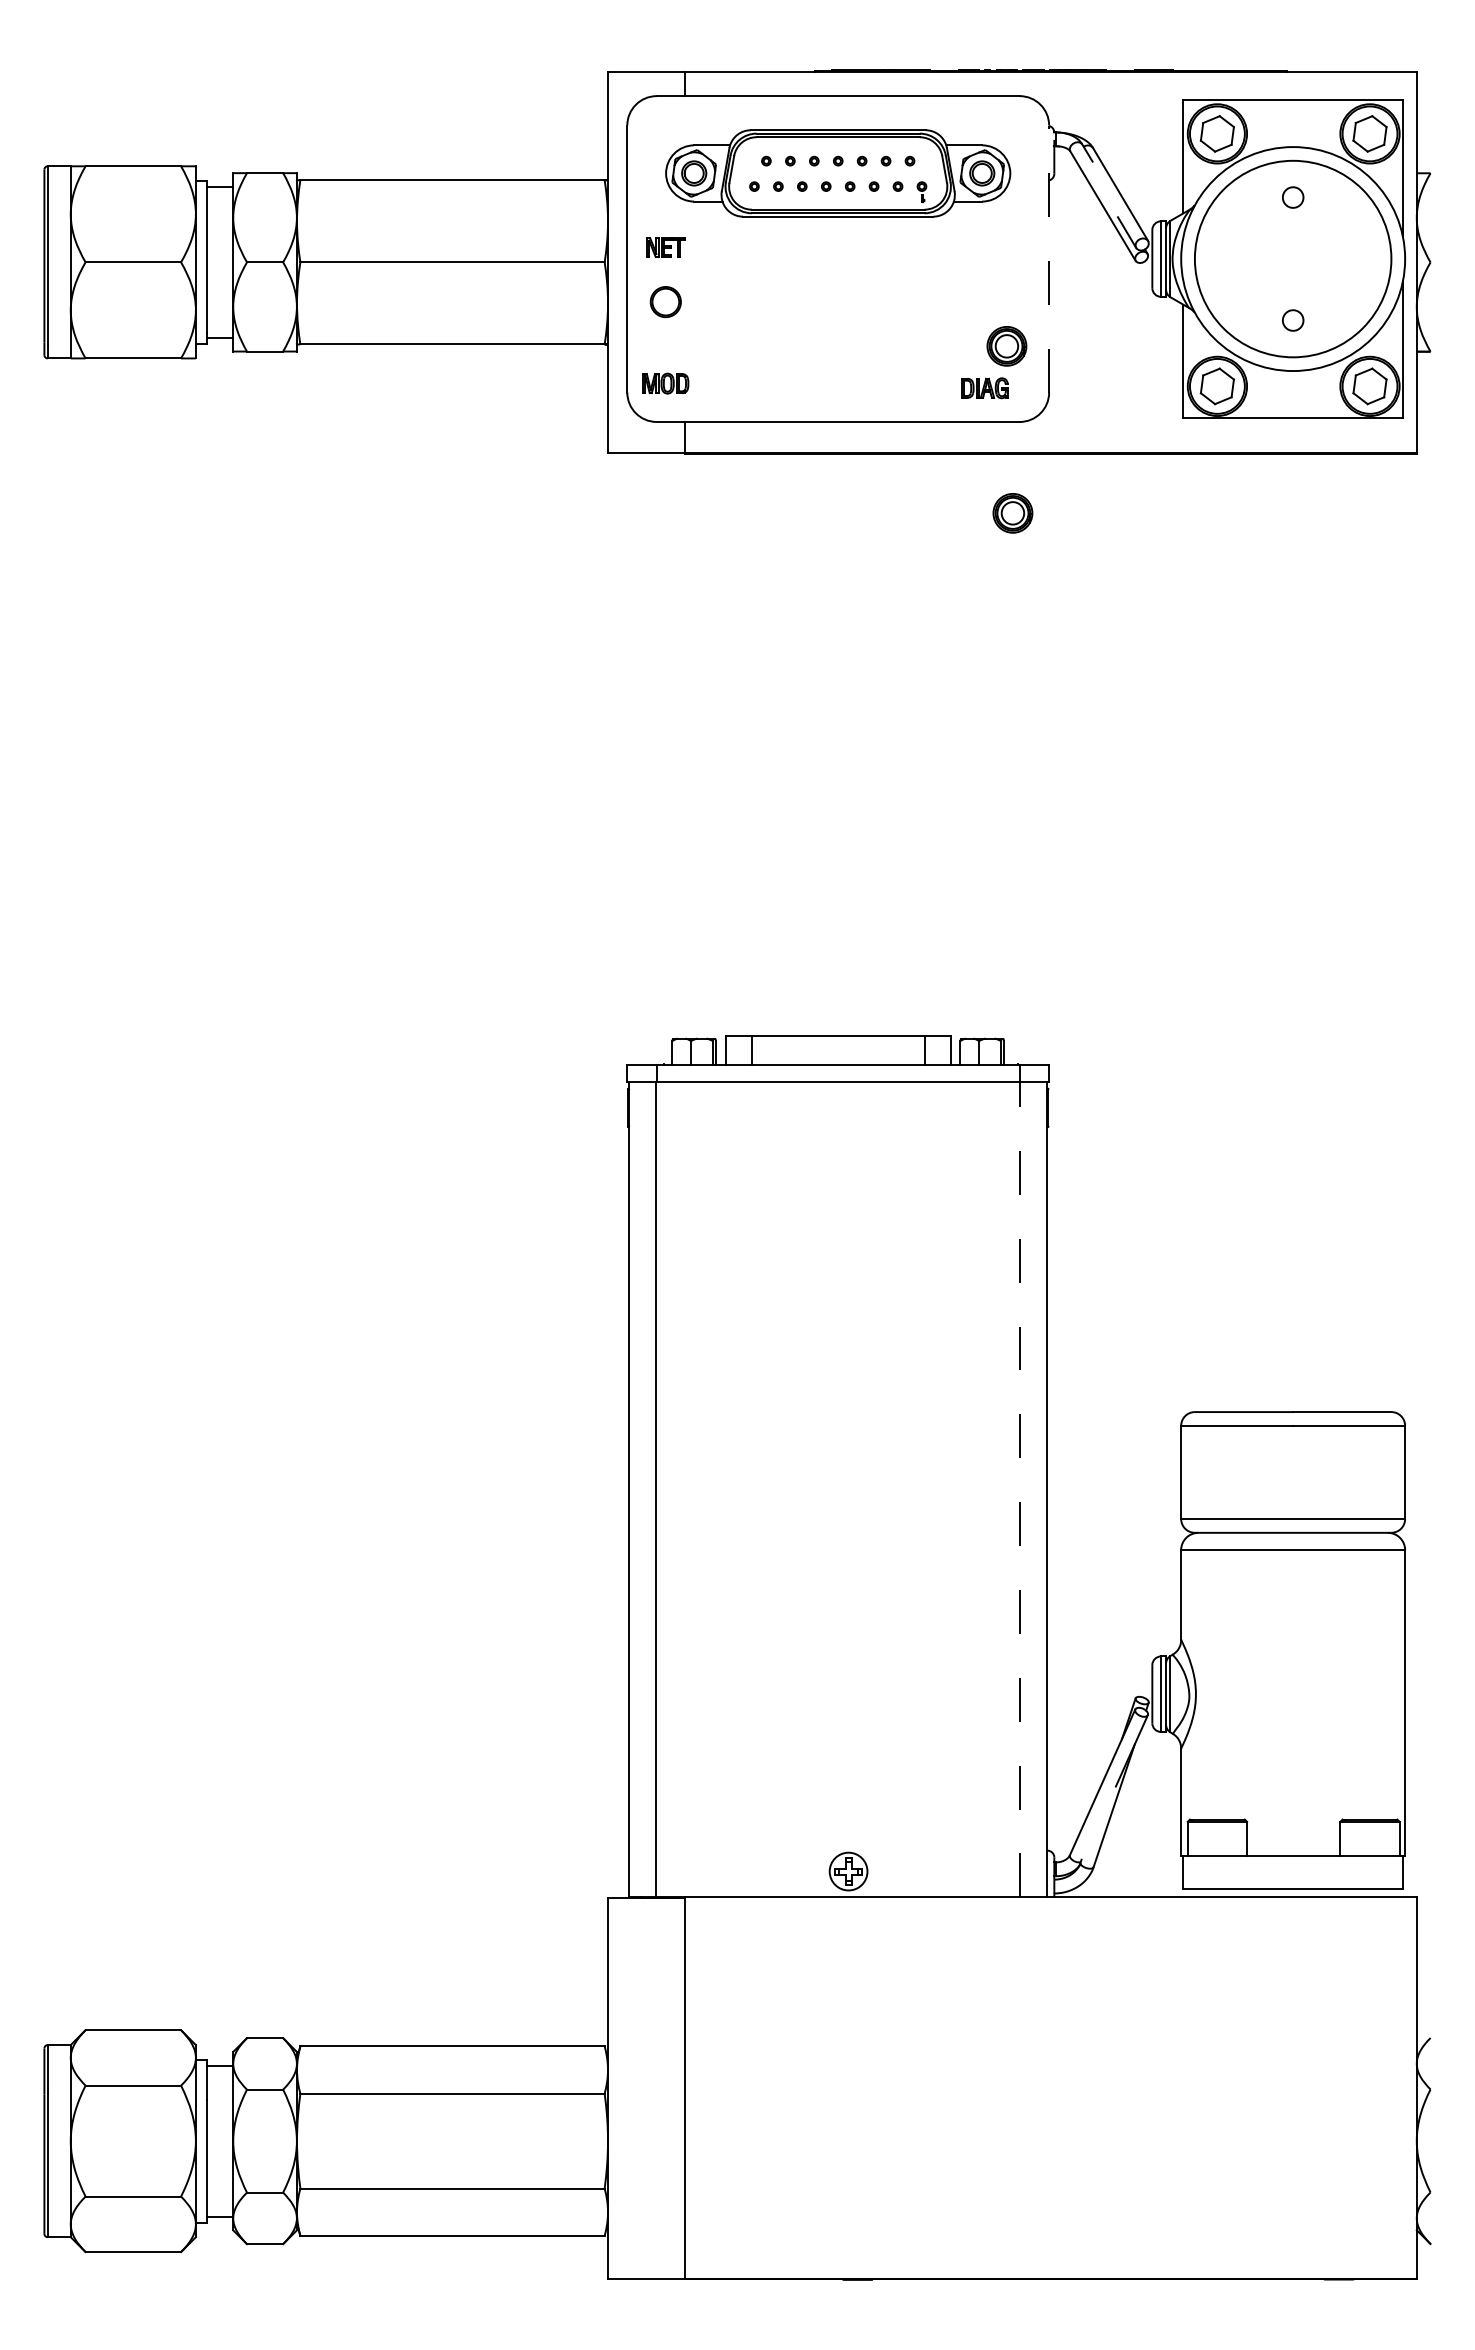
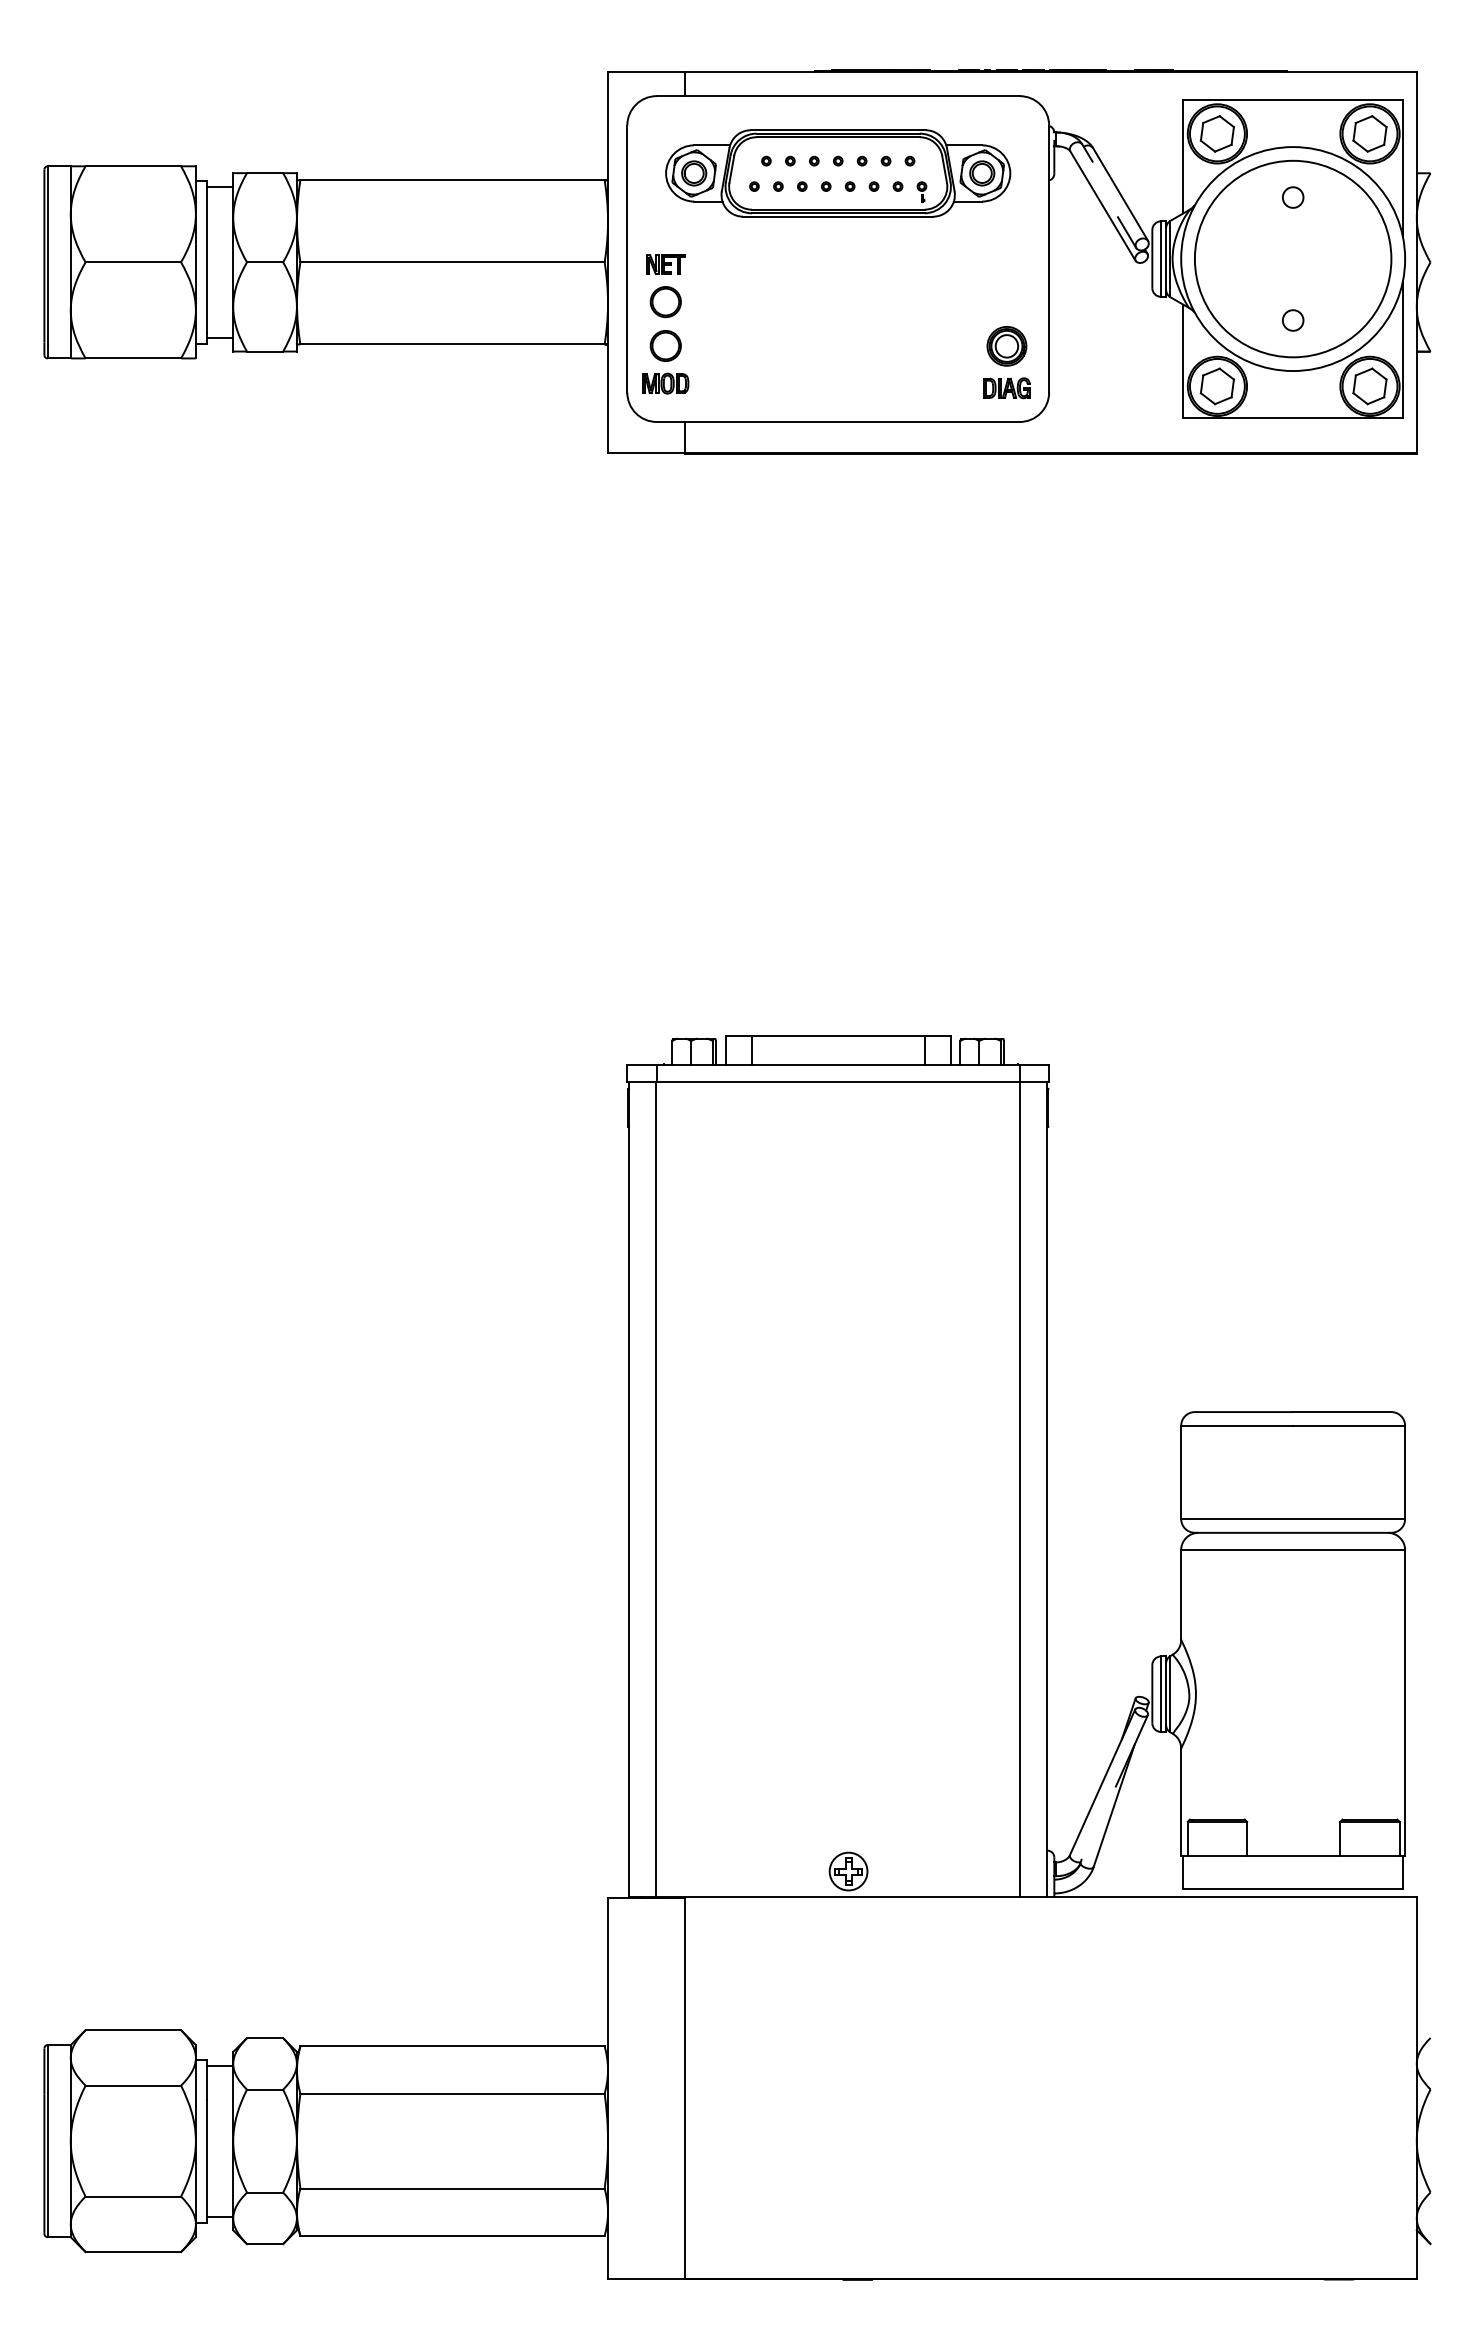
part position: (665, 247) -> (665, 264) (665, 264)
line: dashed -> solid (1049, 259)
part: none -> present (665, 345)
part position: (984, 388) -> (1006, 388) (1006, 388)
part: present -> none (1012, 513)
line: dashed -> solid (1020, 1489)
